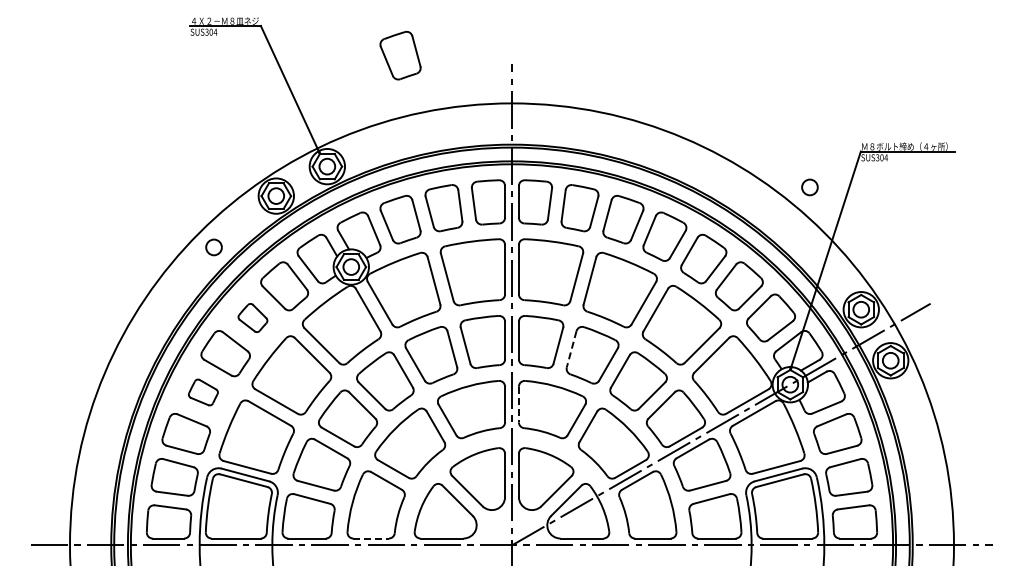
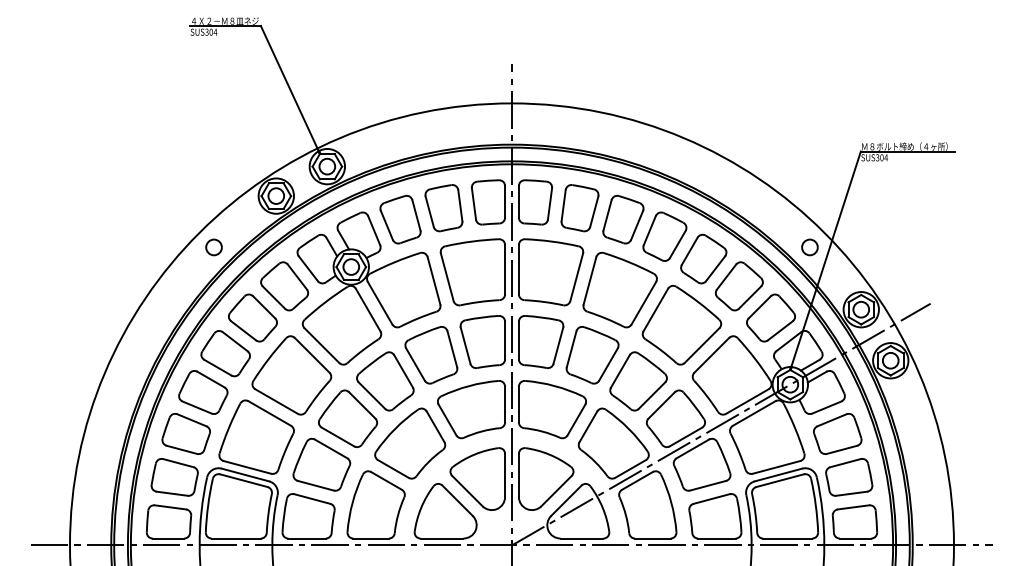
part: present -> none (400, 55)
circle position: (809, 187) -> (809, 247) (809, 247)
part size: 32x30 px -> 50x50 px (252, 317)
line: dashed -> solid (571, 349)
part size: 31x29 px -> 51x45 px (203, 392)
line: dashed -> solid (518, 404)
line: dashed -> solid (371, 538)
